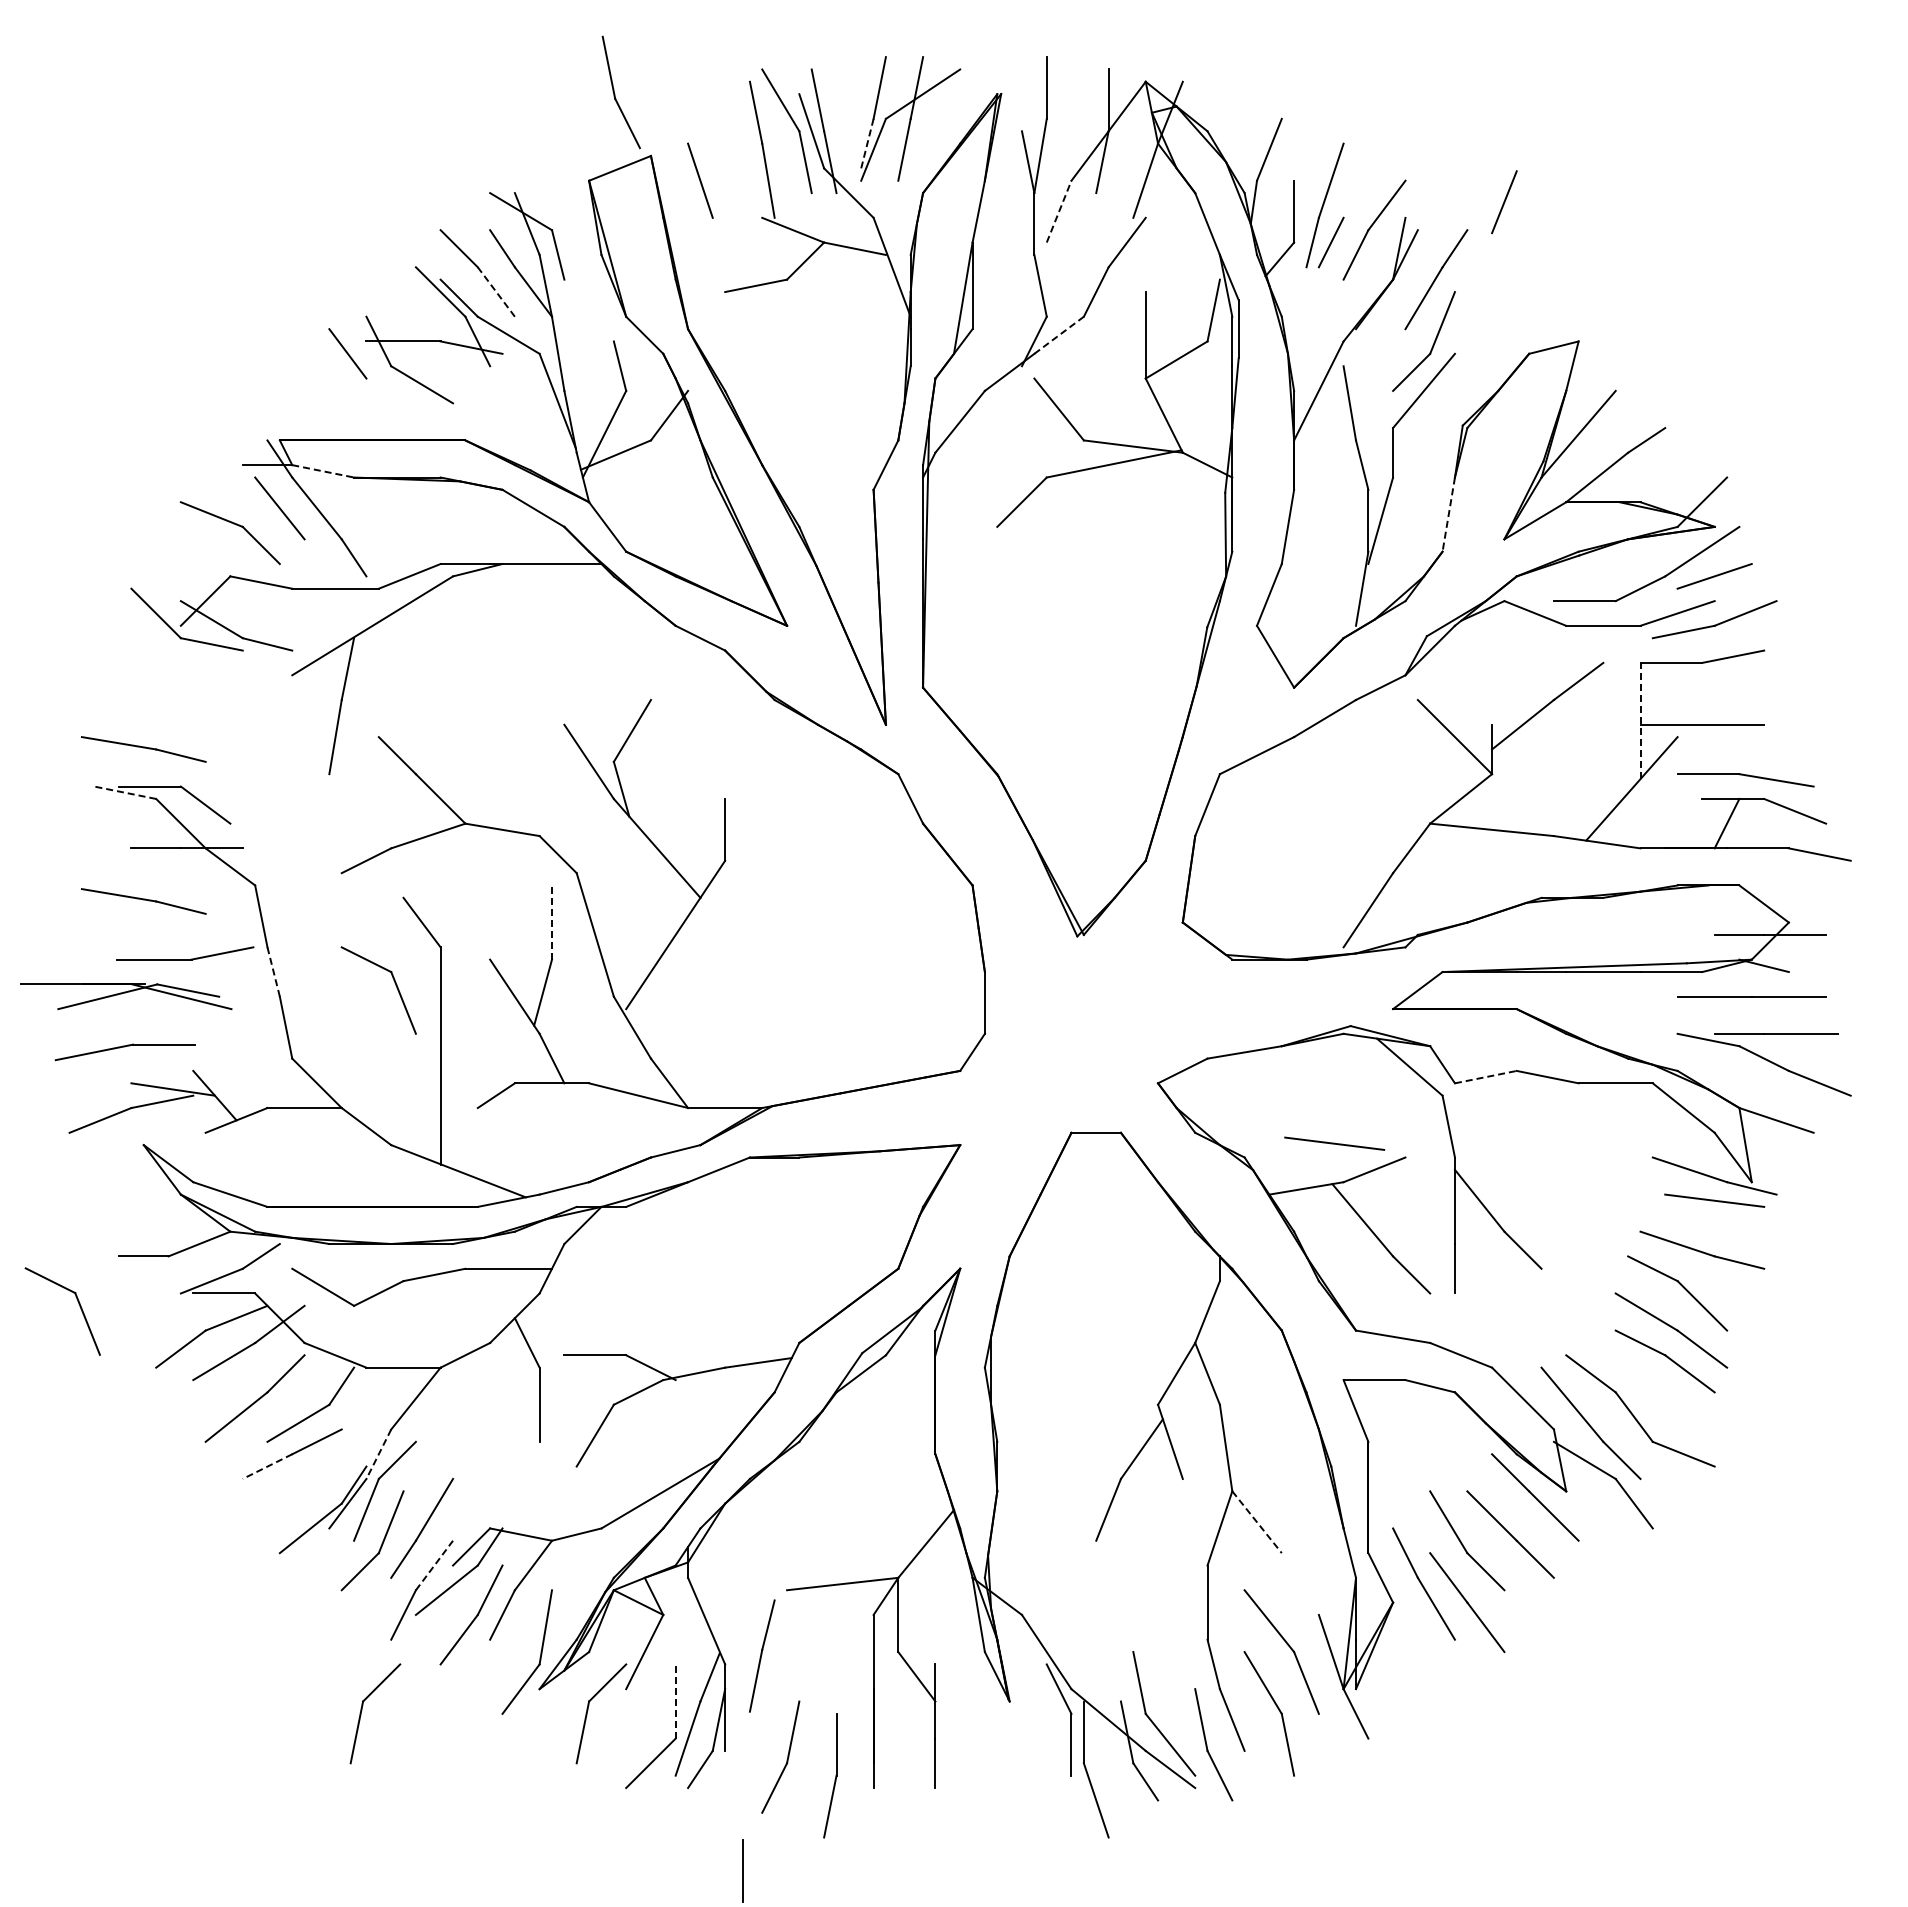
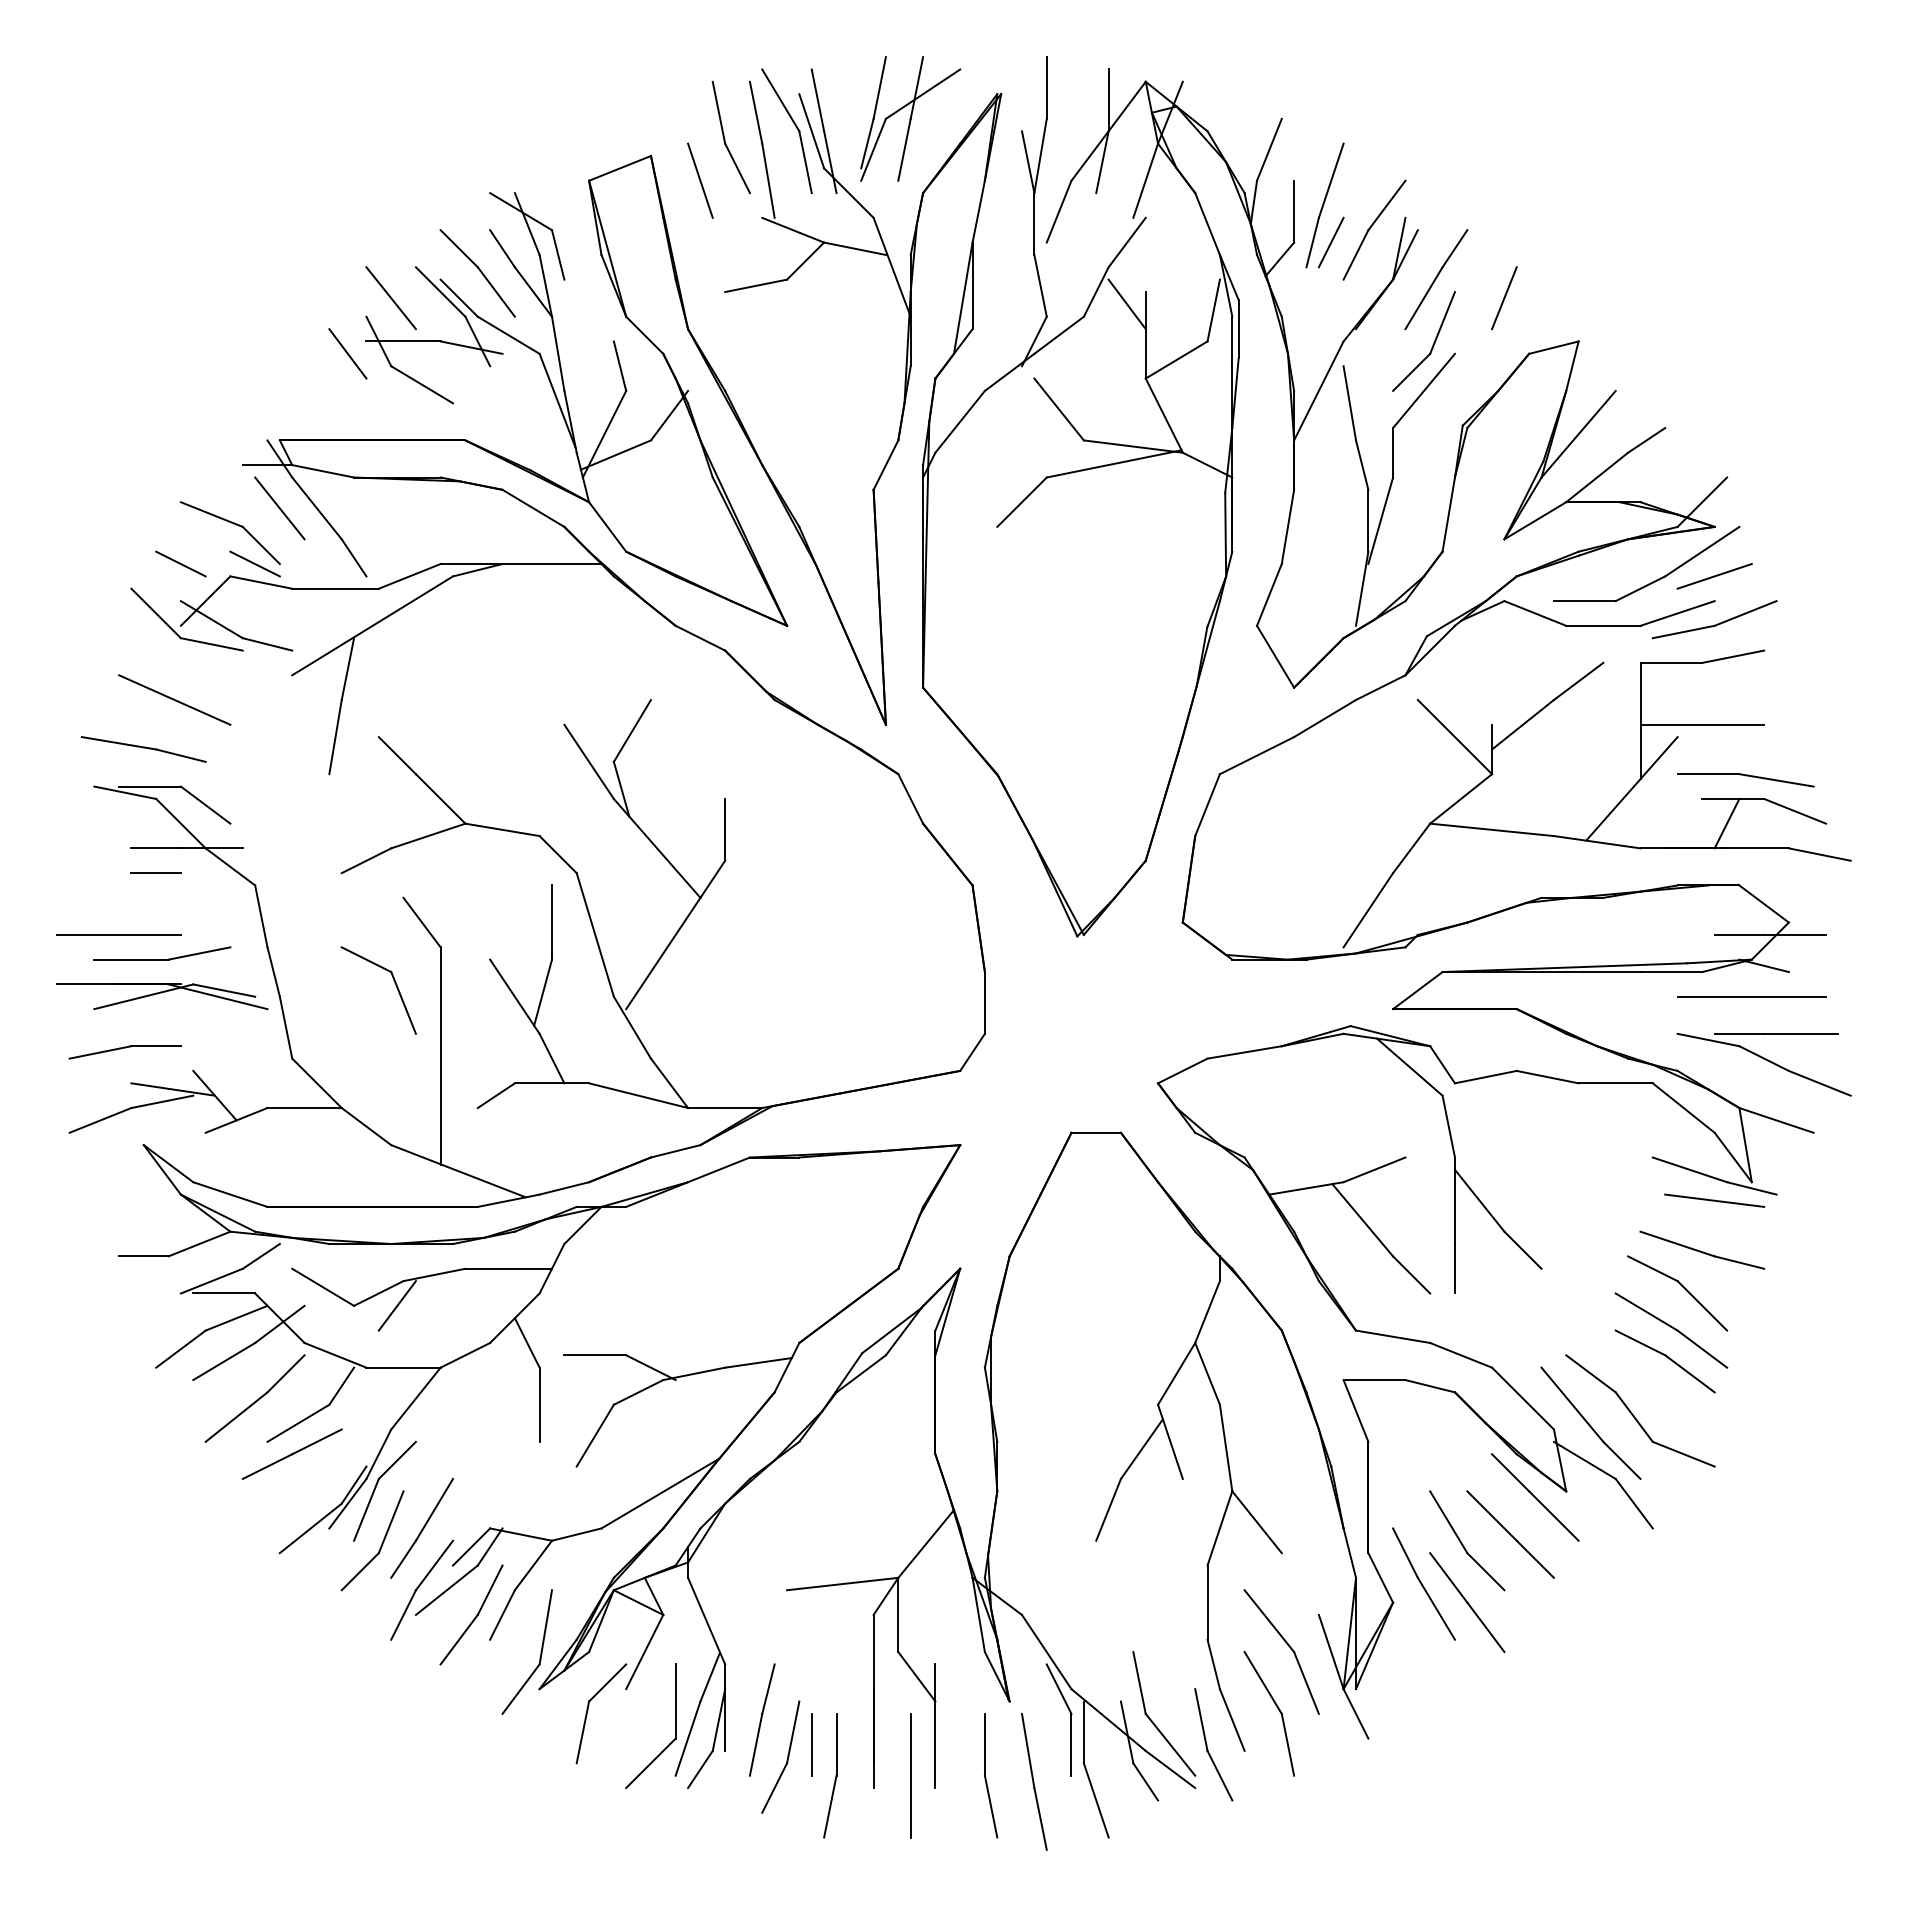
part position: (620, 92) -> (730, 137) (730, 137)
line: dashed -> solid (867, 143)
line position: (1504, 202) -> (1504, 298) (1504, 298)
line: dashed -> solid (1059, 211)
line: dashed -> solid (496, 292)
line: none -> present (390, 298)
line: none -> present (1126, 304)
line: dashed -> solid (1059, 335)
line: dashed -> solid (323, 471)
line: dashed -> solid (1448, 514)
line: none -> present (180, 563)
line: none -> present (254, 563)
line: none -> present (174, 699)
line: dashed -> solid (1640, 720)
line: dashed -> solid (125, 792)
line: none -> present (155, 873)
part: present -> none (143, 901)
line: dashed -> solid (552, 922)
line: none -> present (118, 934)
part position: (185, 953) -> (162, 953) (162, 953)
line: dashed -> solid (273, 971)
part position: (126, 996) -> (162, 996) (162, 996)
part size: 142x19 px -> 114x15 px (124, 1052)
line: dashed -> solid (1485, 1077)
line: present -> none (1334, 1143)
part: present -> none (78, 1304)
line: none -> present (396, 1305)
line: dashed -> solid (378, 1454)
line: dashed -> solid (267, 1466)
line: dashed -> solid (1257, 1522)
line: dashed -> solid (434, 1565)
part position: (762, 1655) -> (762, 1719) (762, 1719)
line: dashed -> solid (675, 1701)
part: present -> none (362, 1710)
line: none -> present (910, 1775)
part: none -> present (991, 1775)
part: none -> present (1034, 1781)
line position: (742, 1870) -> (811, 1744) (811, 1744)
